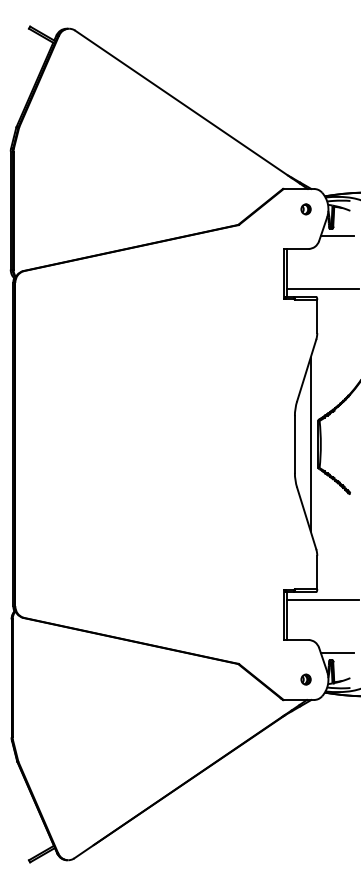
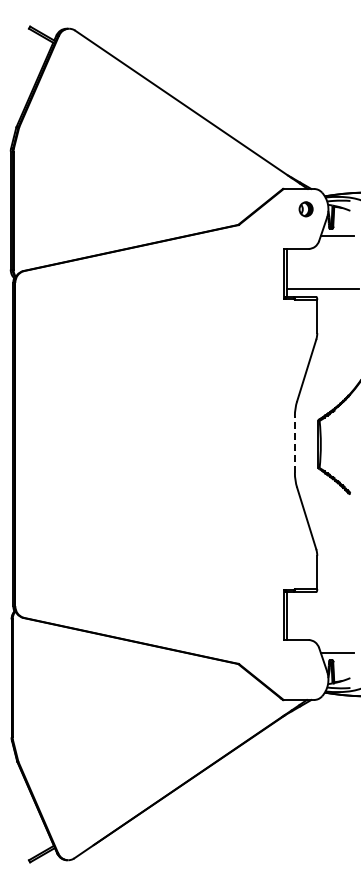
part size: 12x13 px -> 16x17 px (305, 209)
line: solid -> dashed (294, 443)
line: present -> none (310, 444)
line: present -> none (321, 600)
part: present -> none (305, 679)
